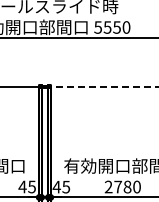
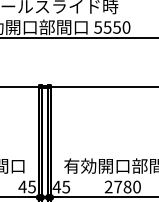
line: dashed -> solid (104, 86)
